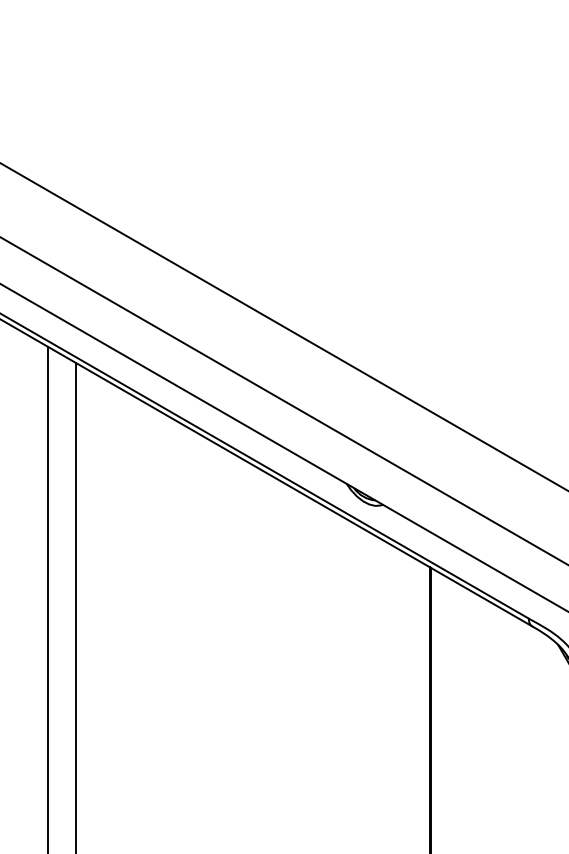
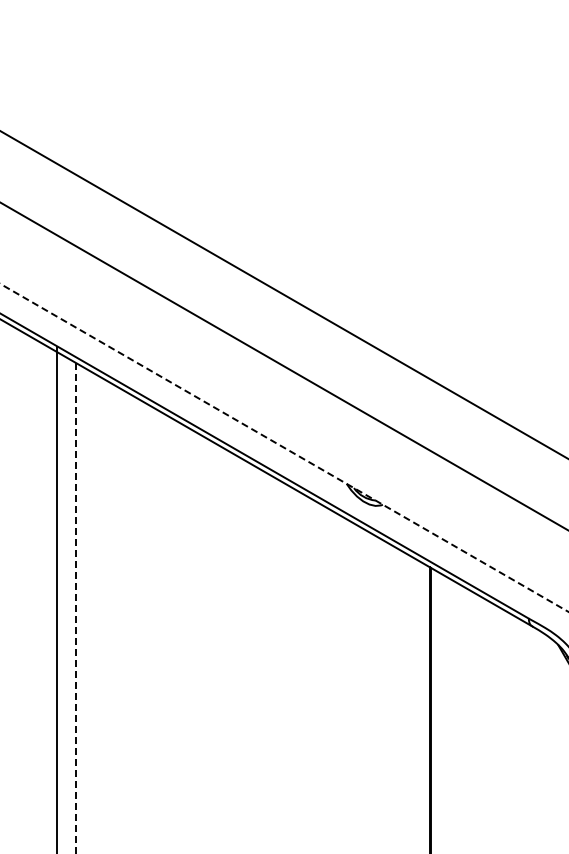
line position: (283, 326) -> (283, 294) (283, 294)
line position: (283, 400) -> (283, 365) (283, 365)
line: solid -> dashed (284, 448)
line position: (48, 598) -> (57, 598) (57, 598)
line: solid -> dashed (75, 608)
